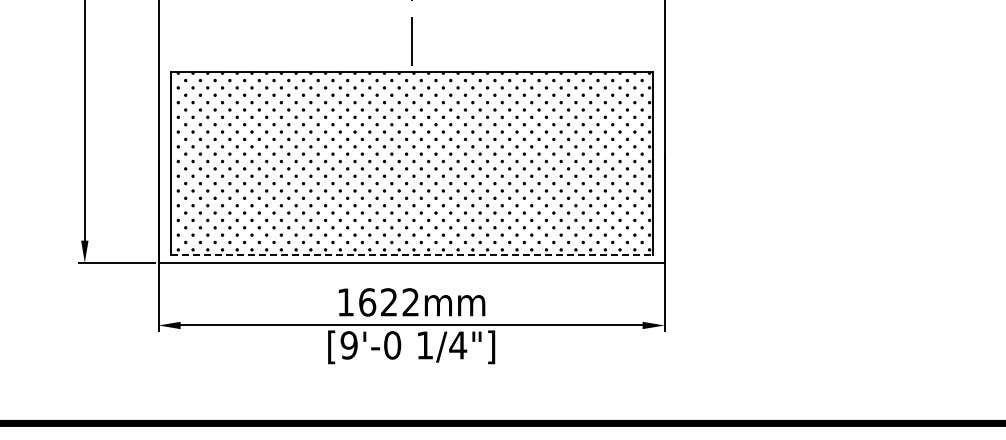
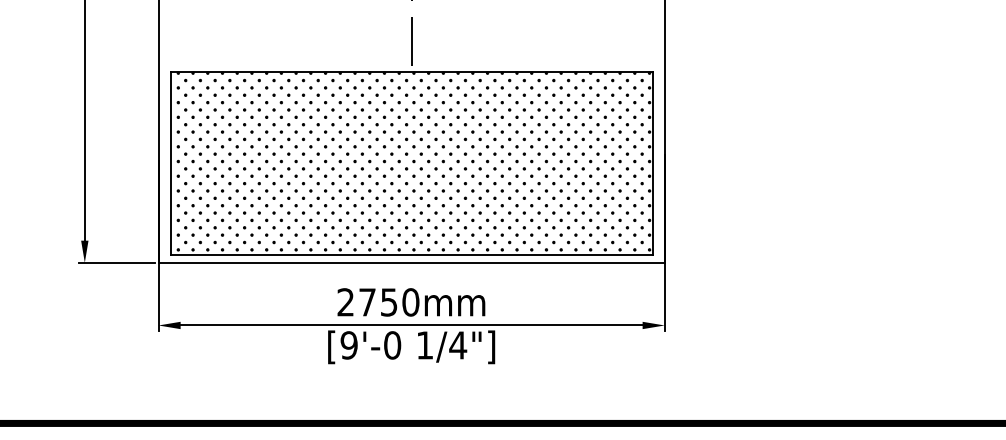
line: dashed -> solid (412, 255)
text: 1622mm -> 2750mm (378, 302)
